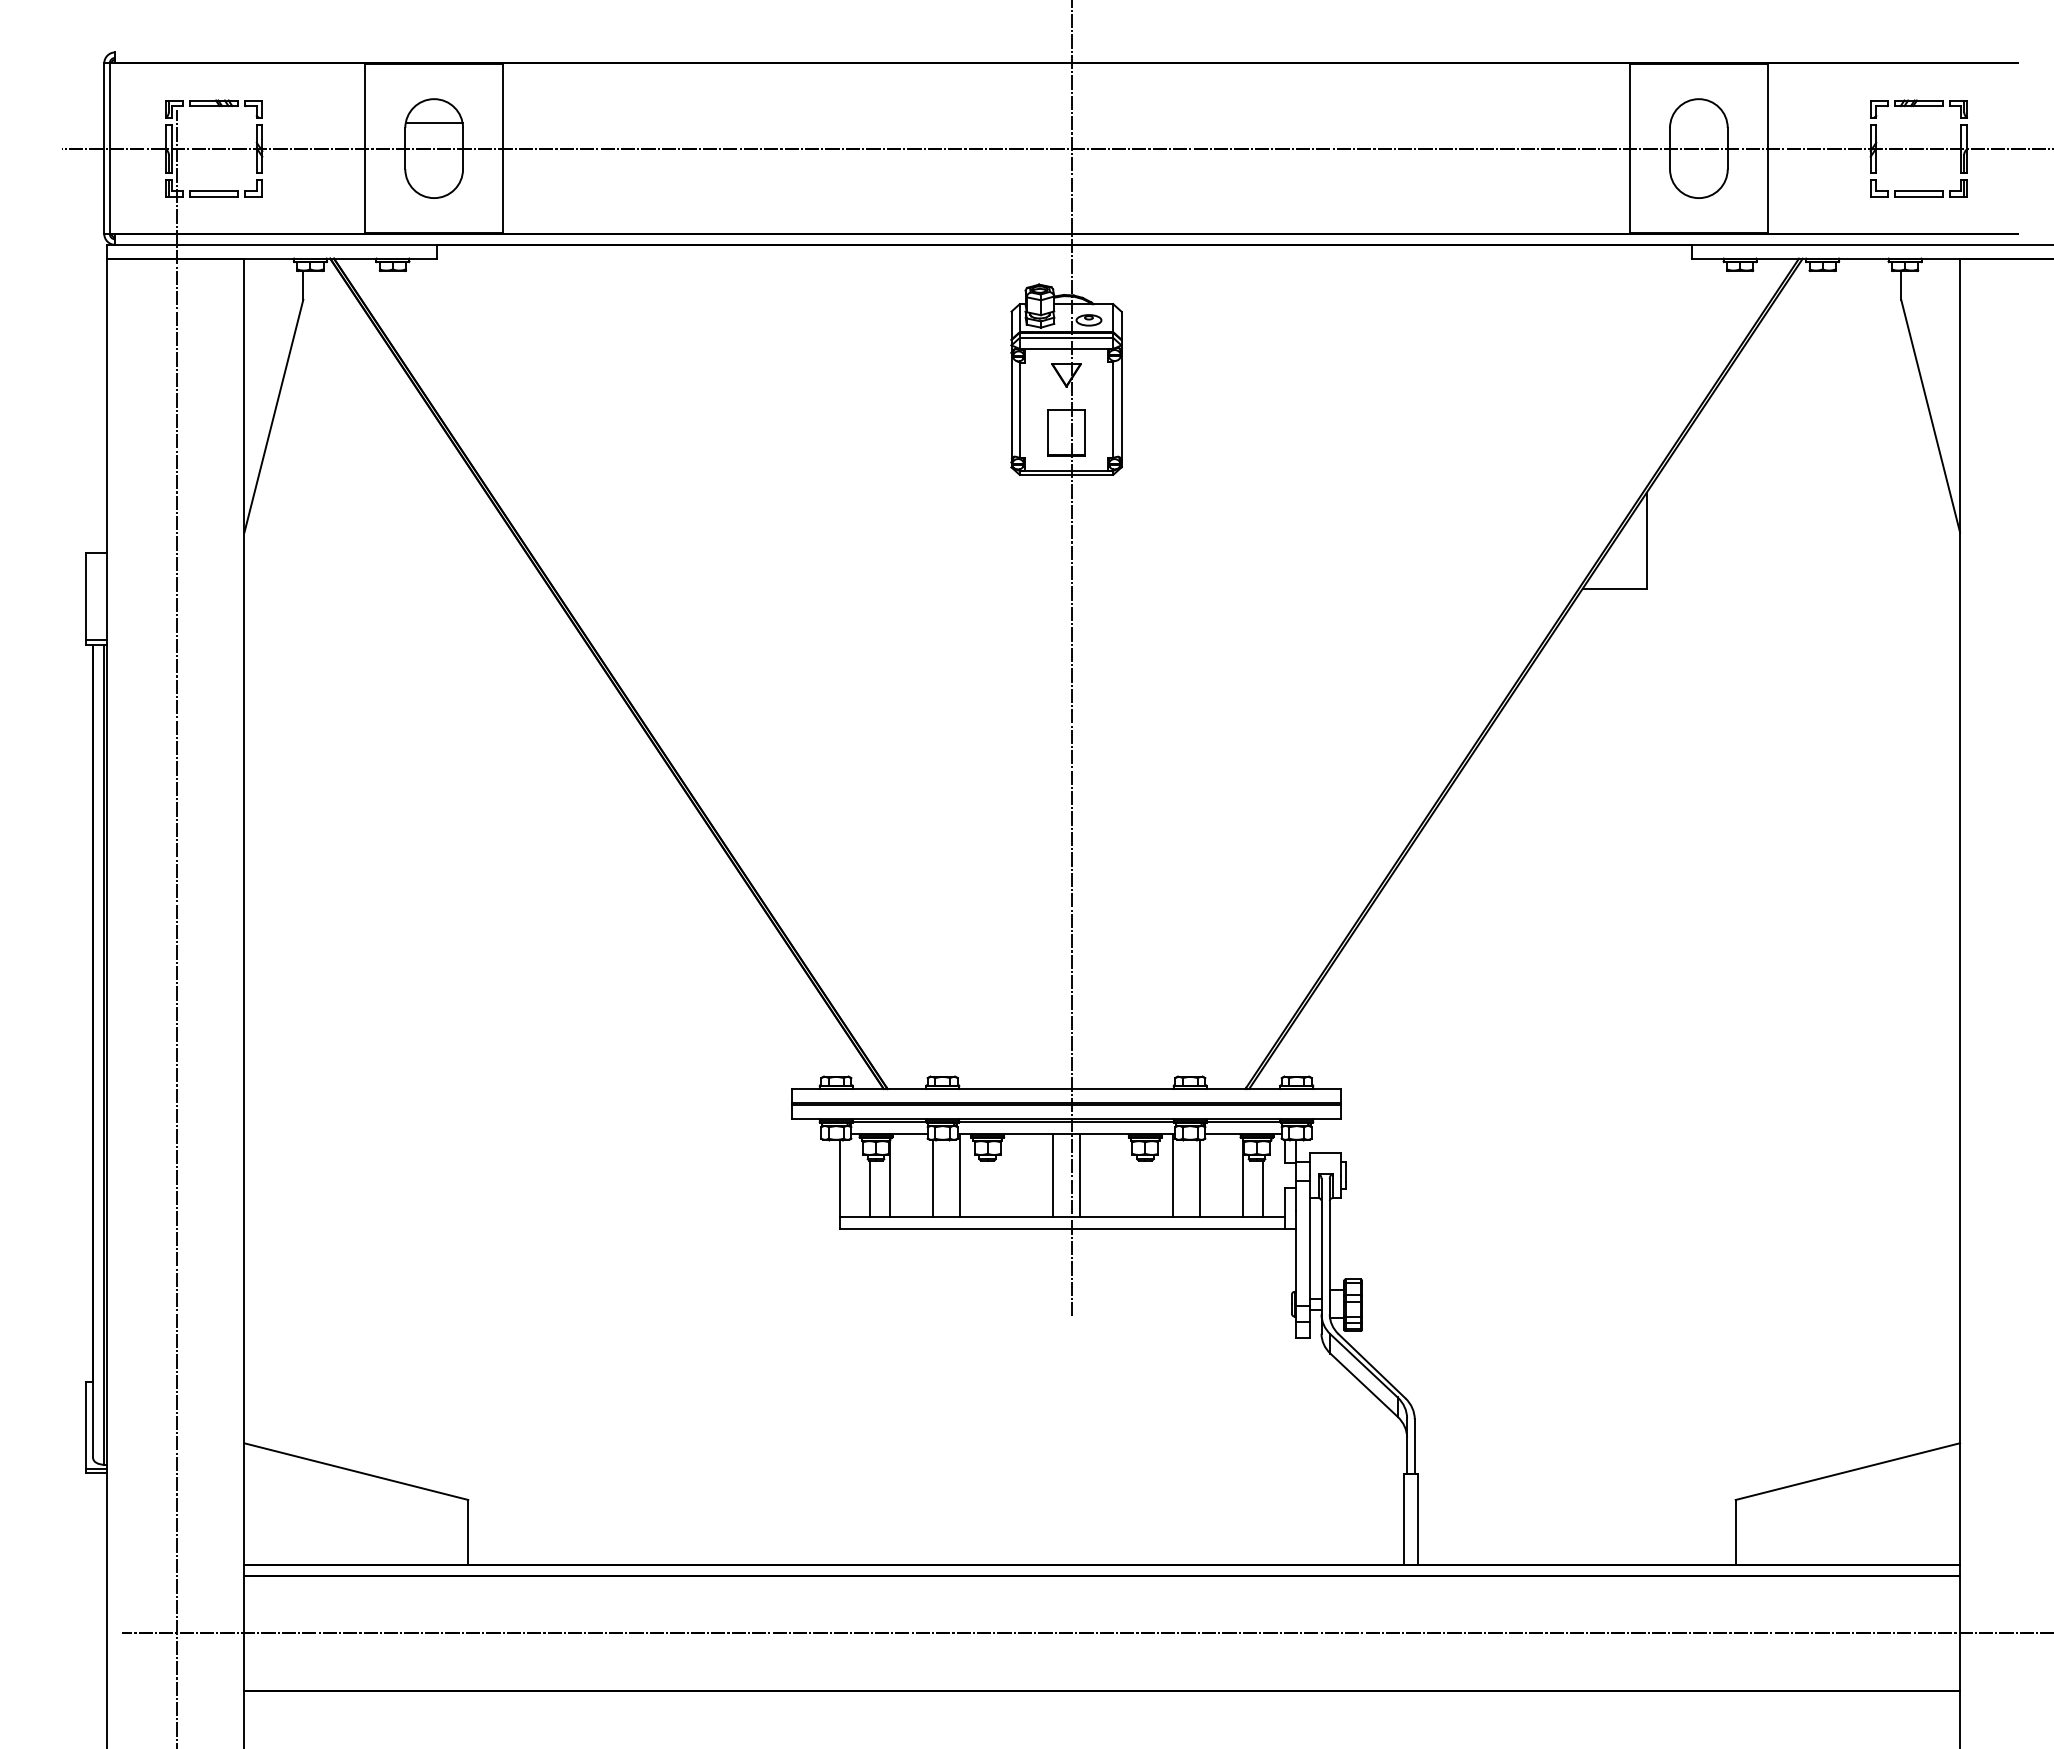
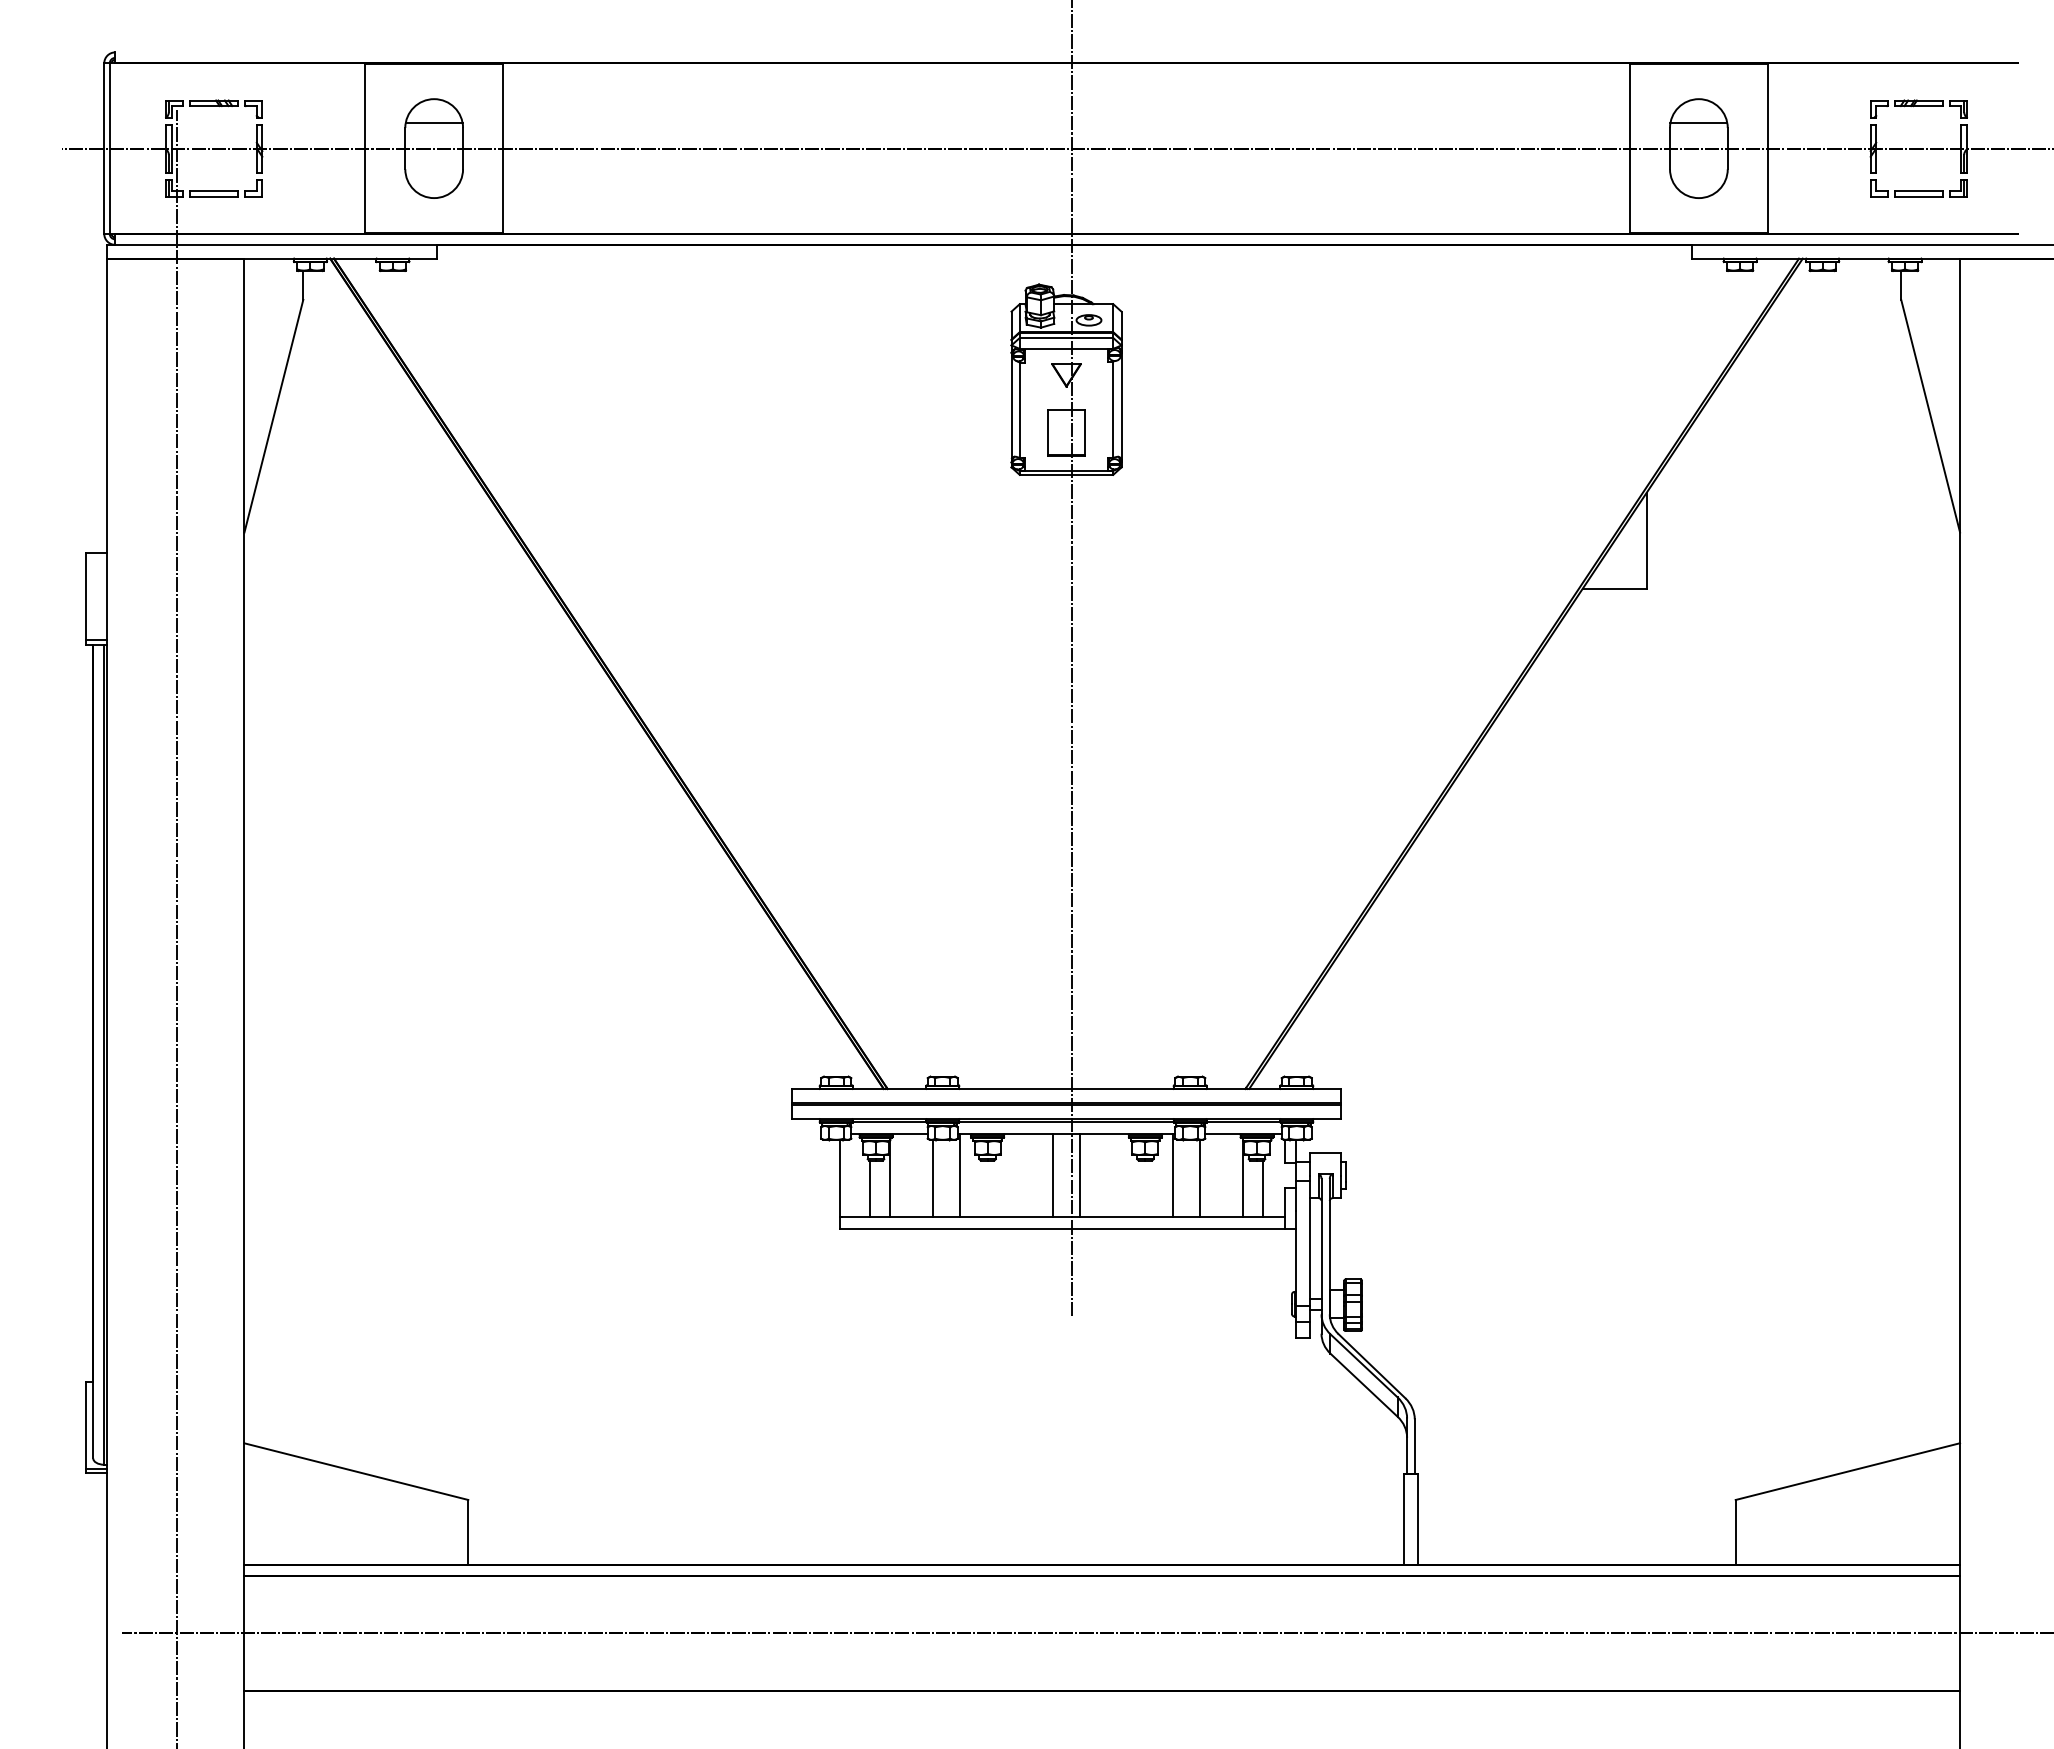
line: none -> present (1698, 123)
